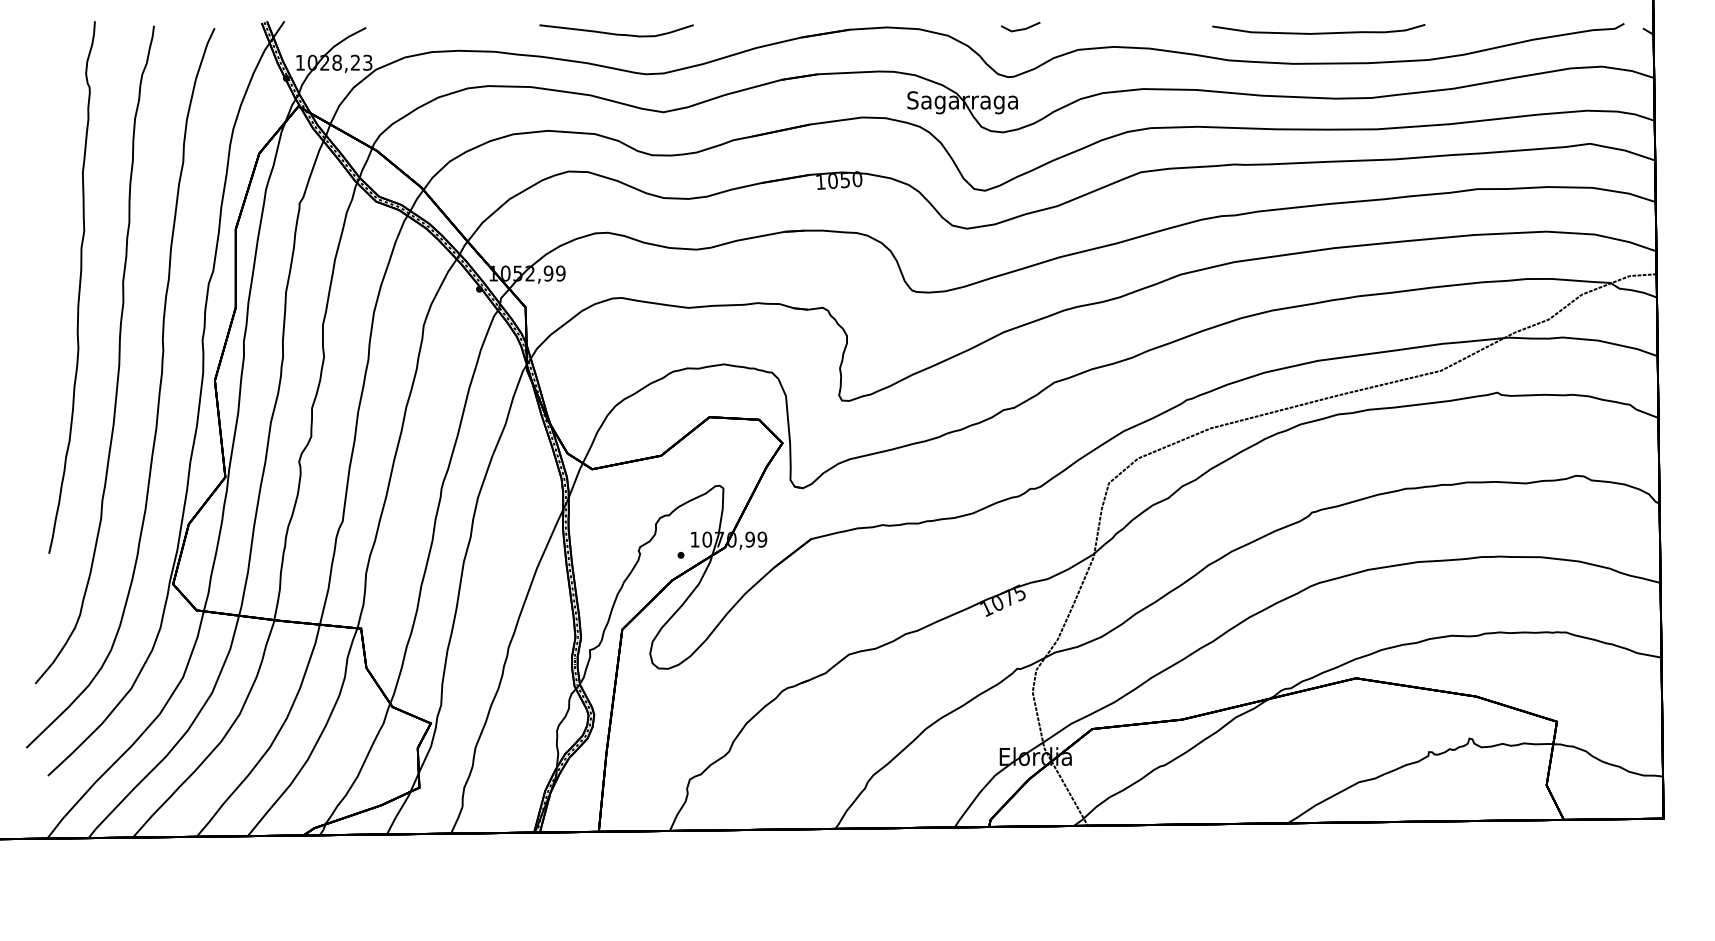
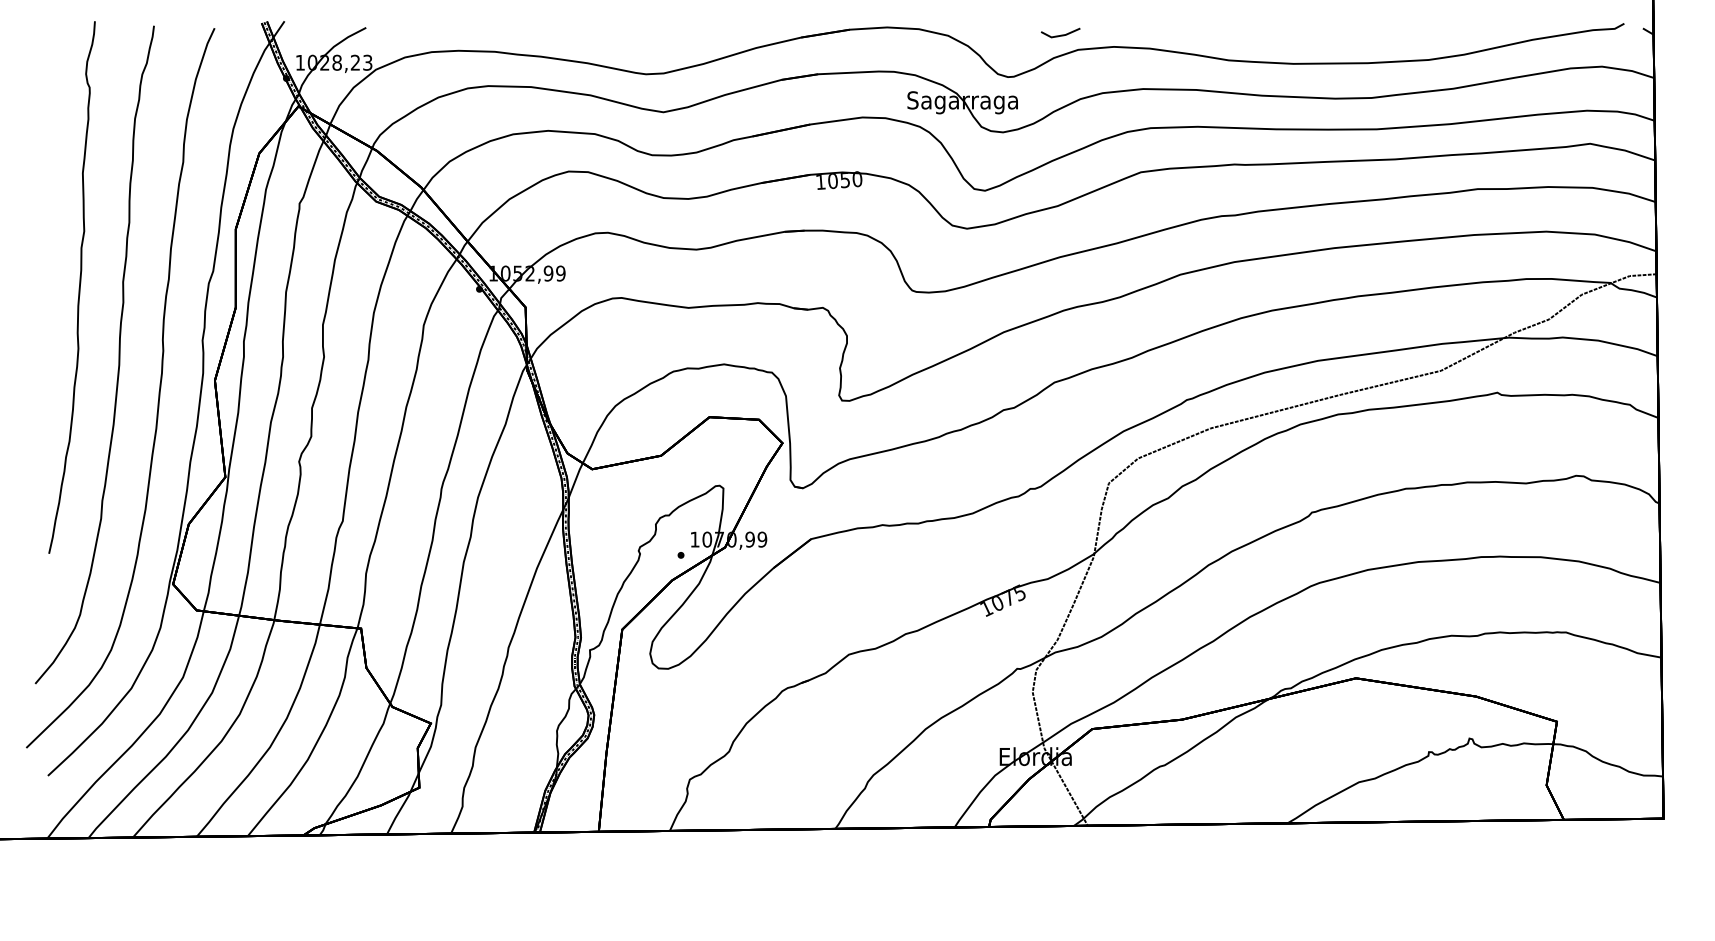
line position: (1020, 28) -> (1060, 34) (1060, 34)
curve: present -> none (1318, 32)
curve: present -> none (616, 33)
